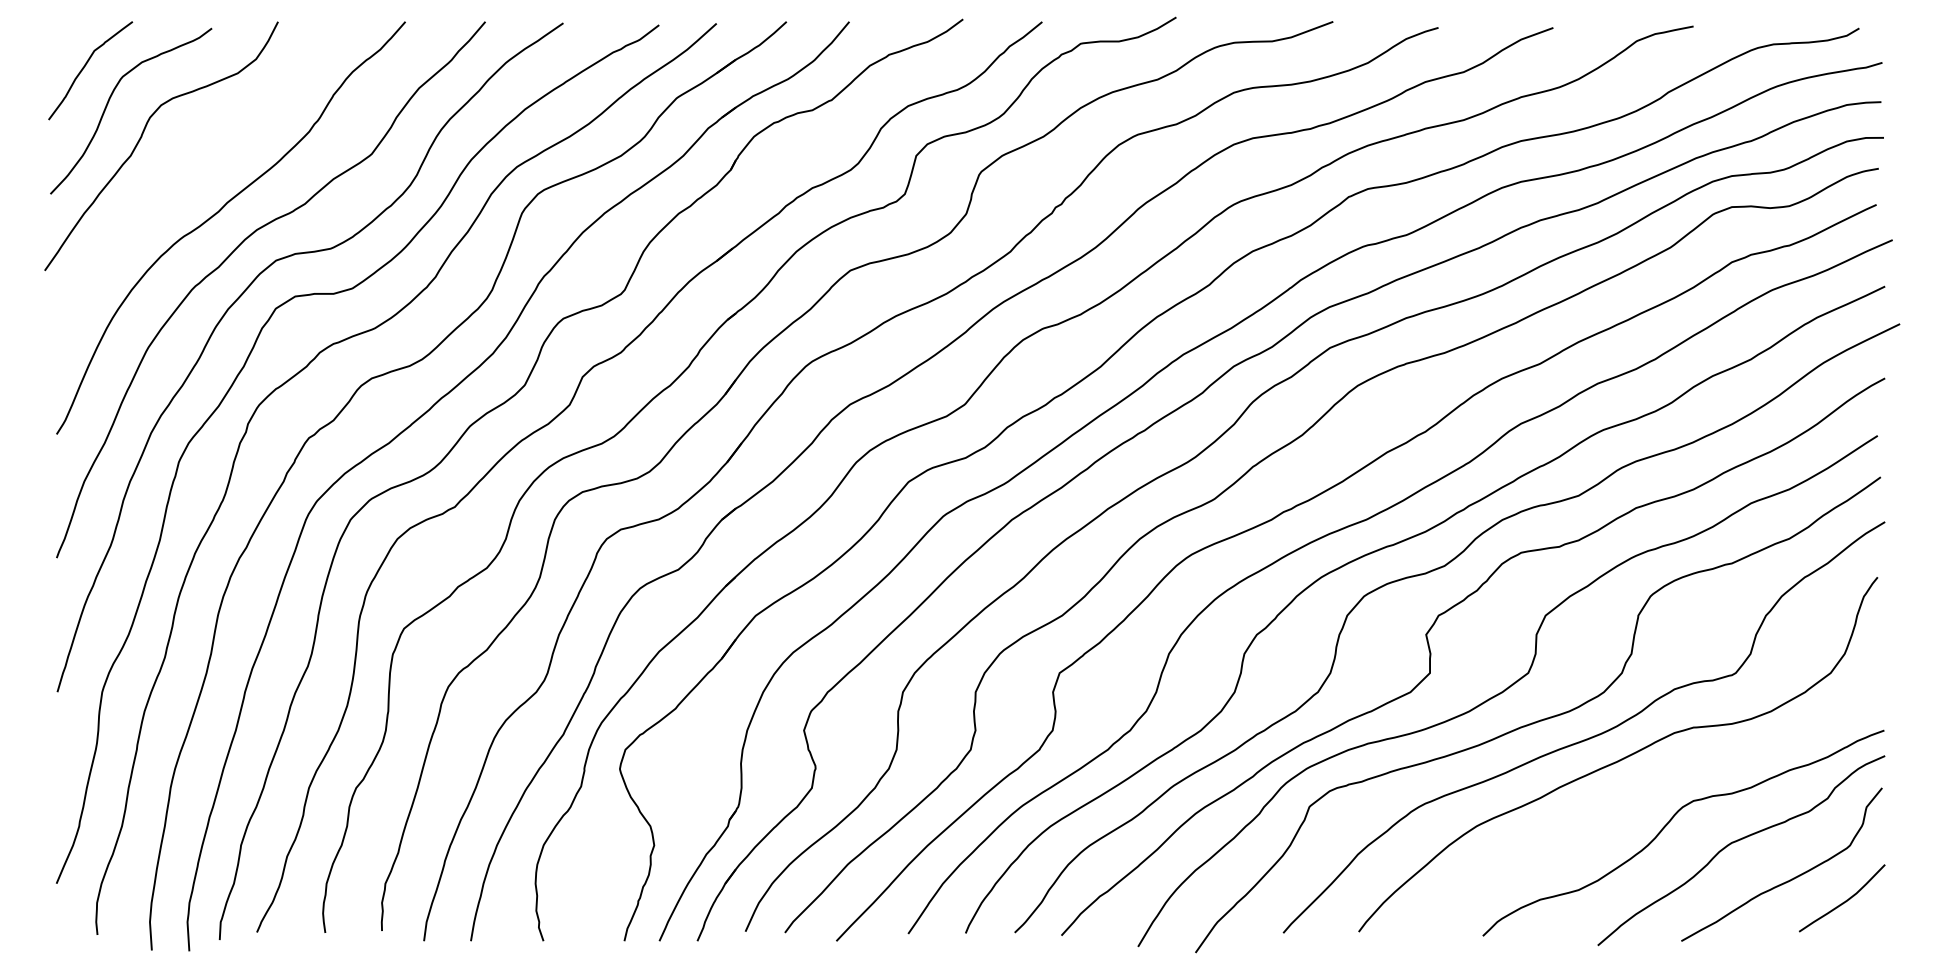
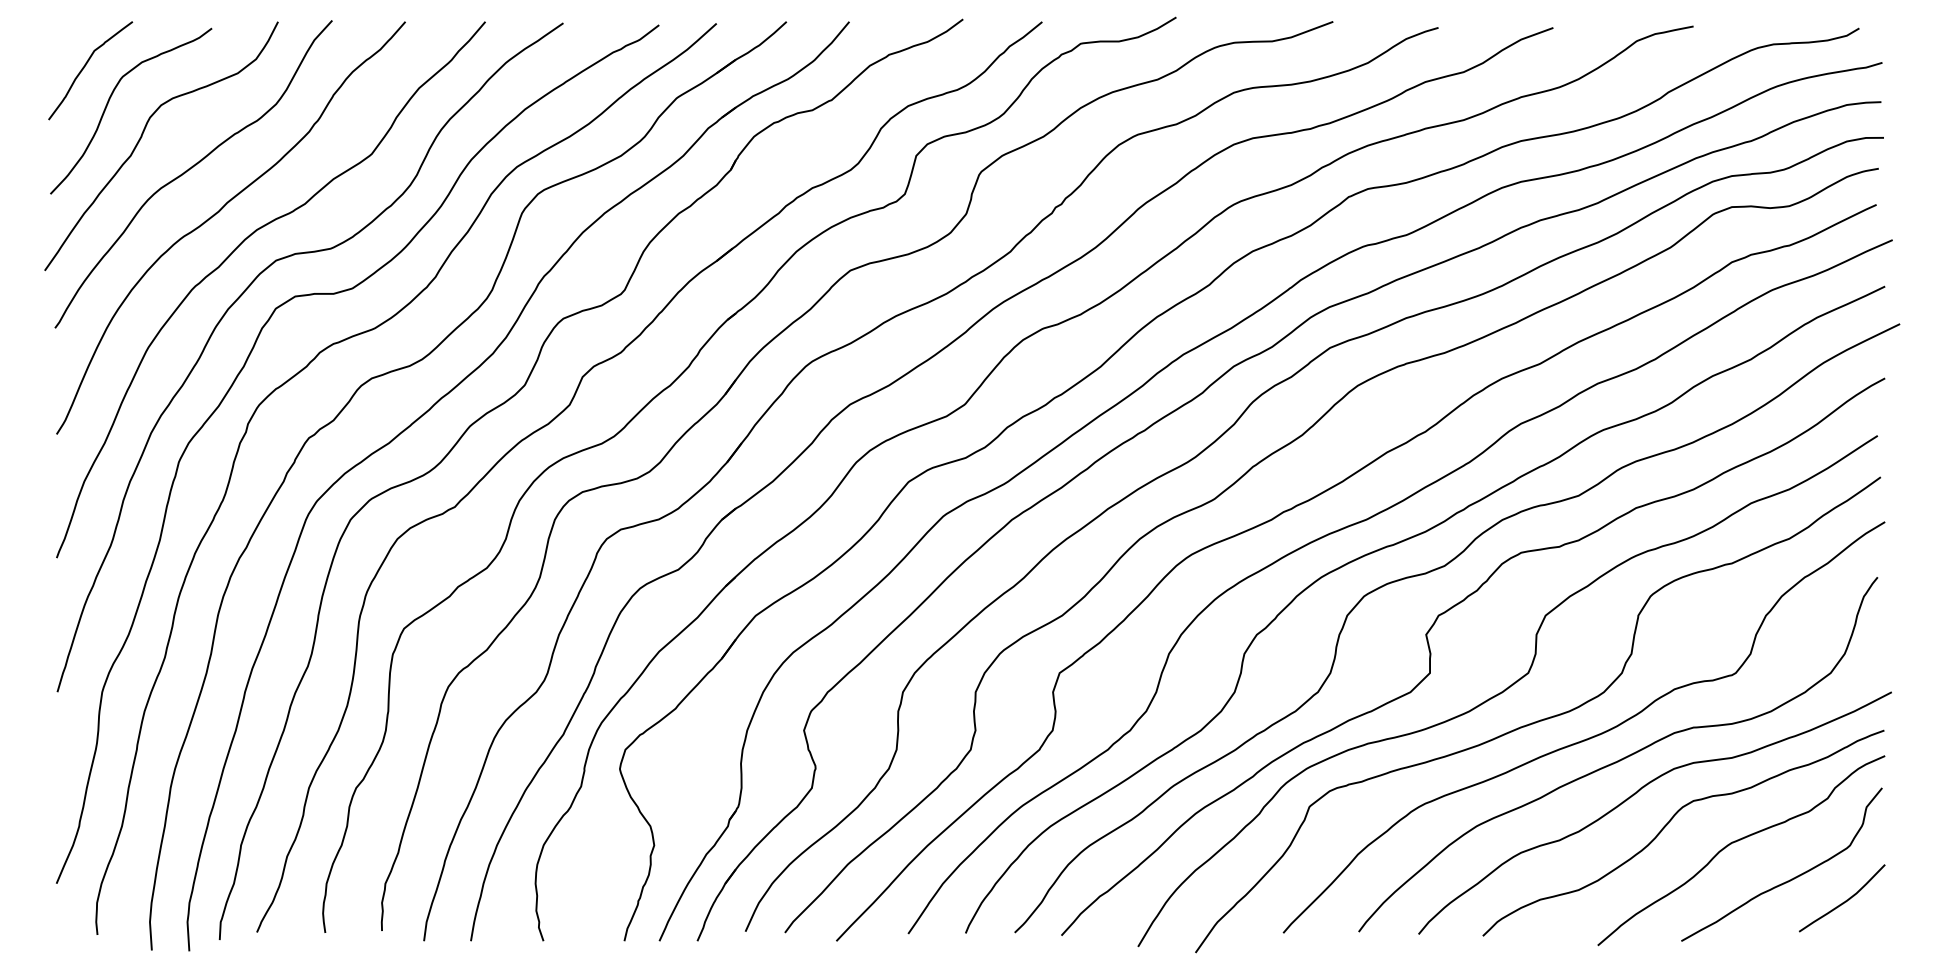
curve: none -> present (189, 170)
curve: none -> present (1638, 792)
